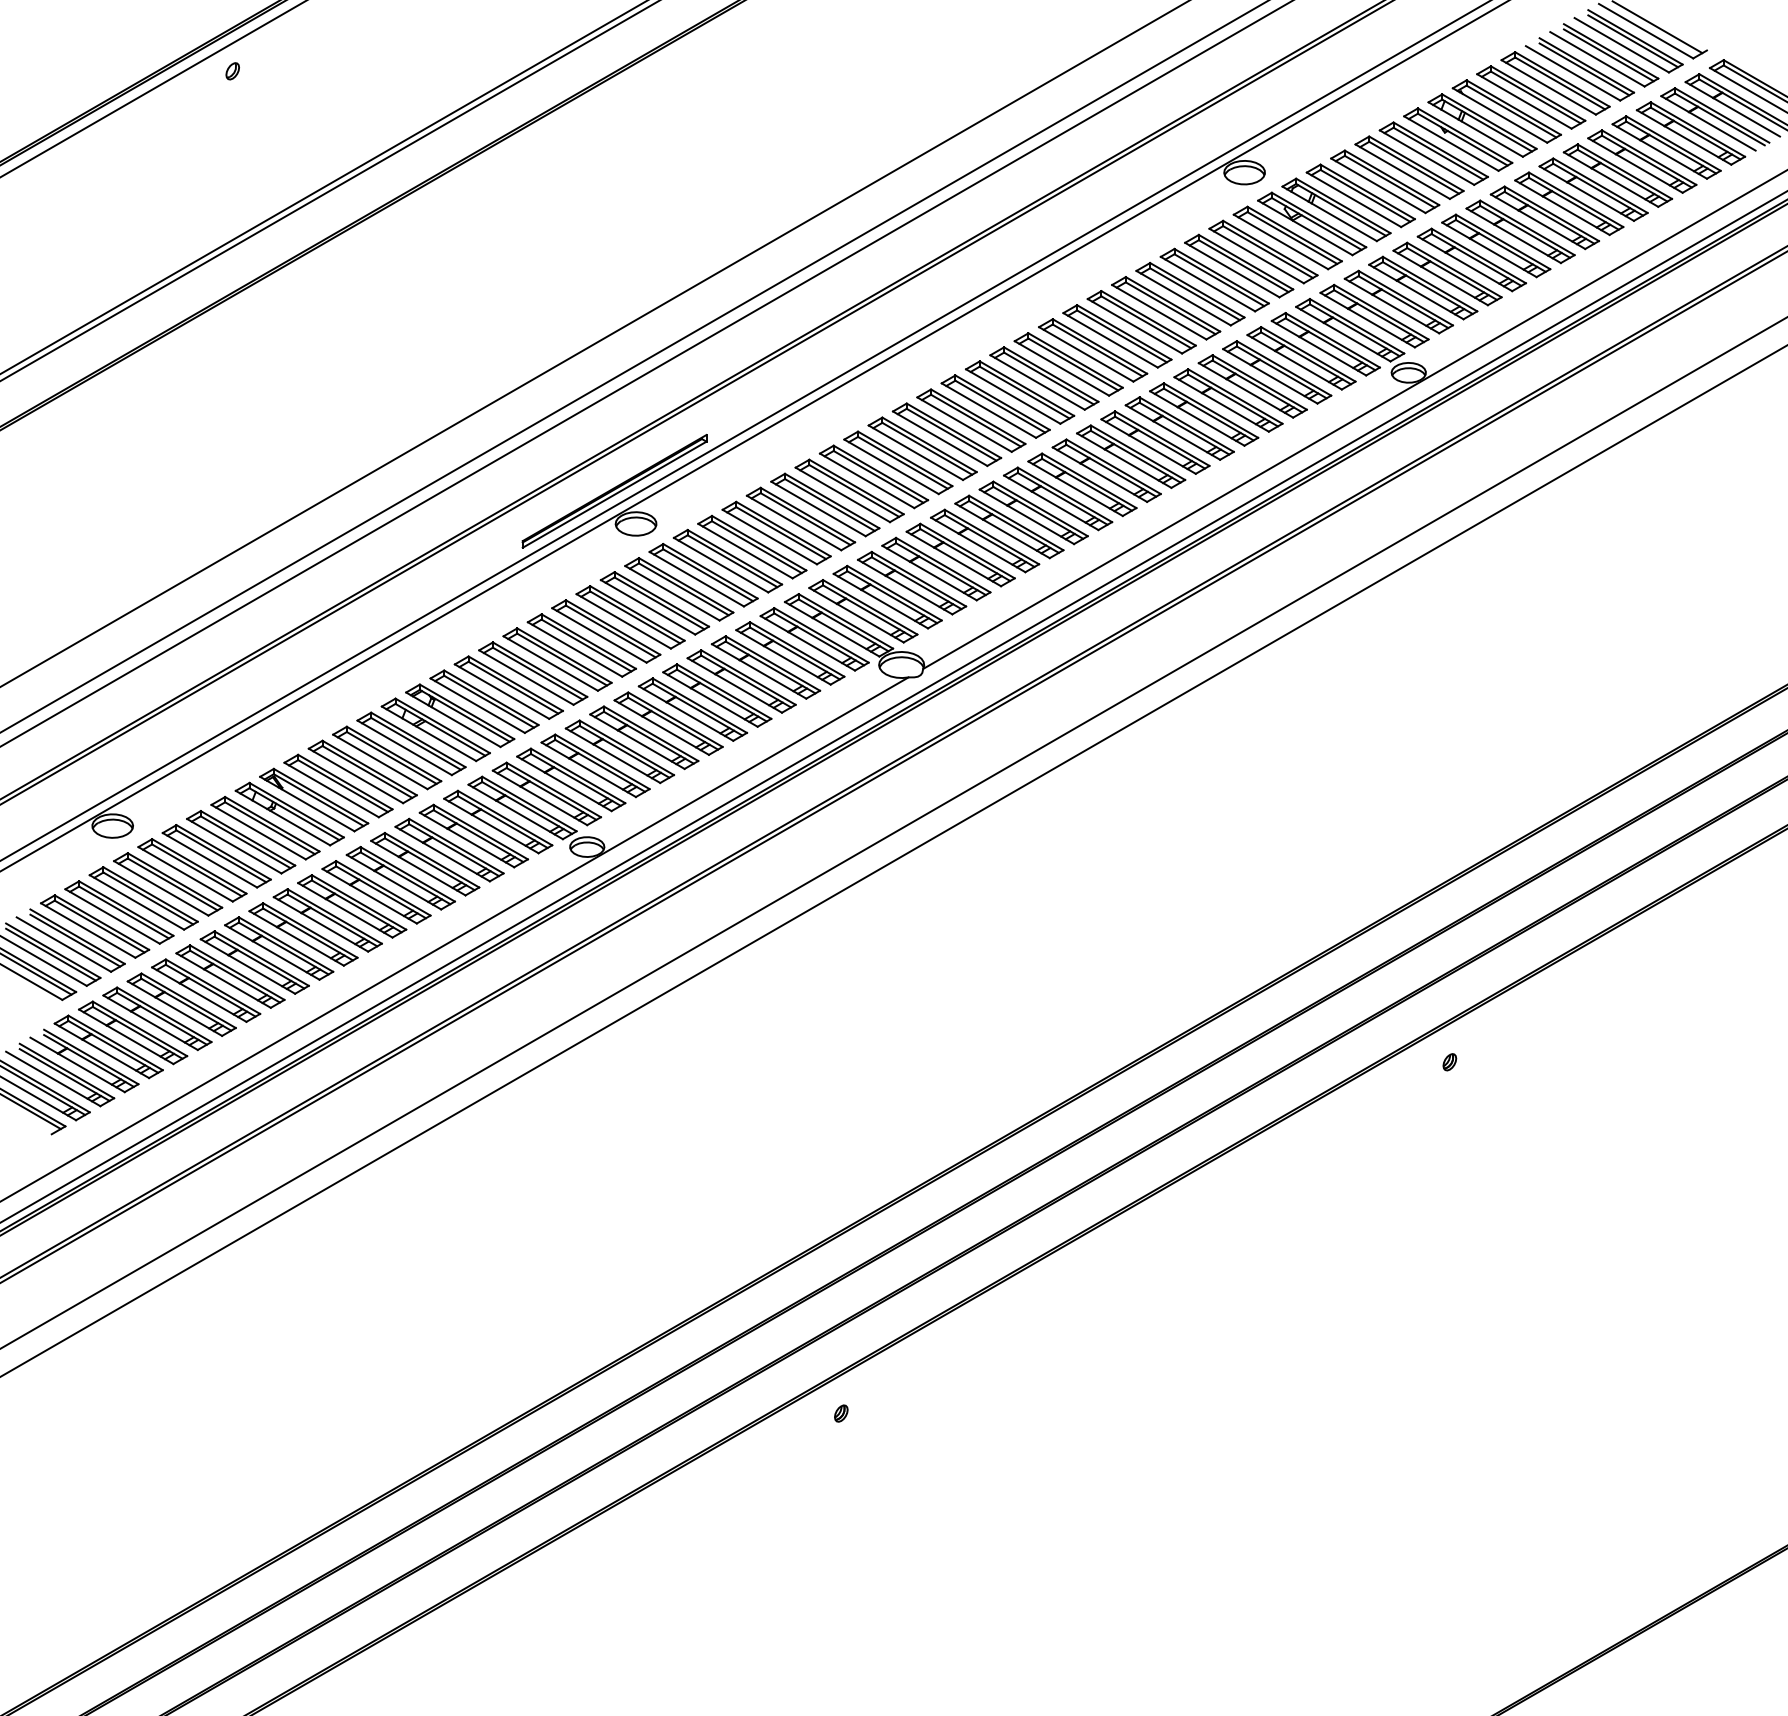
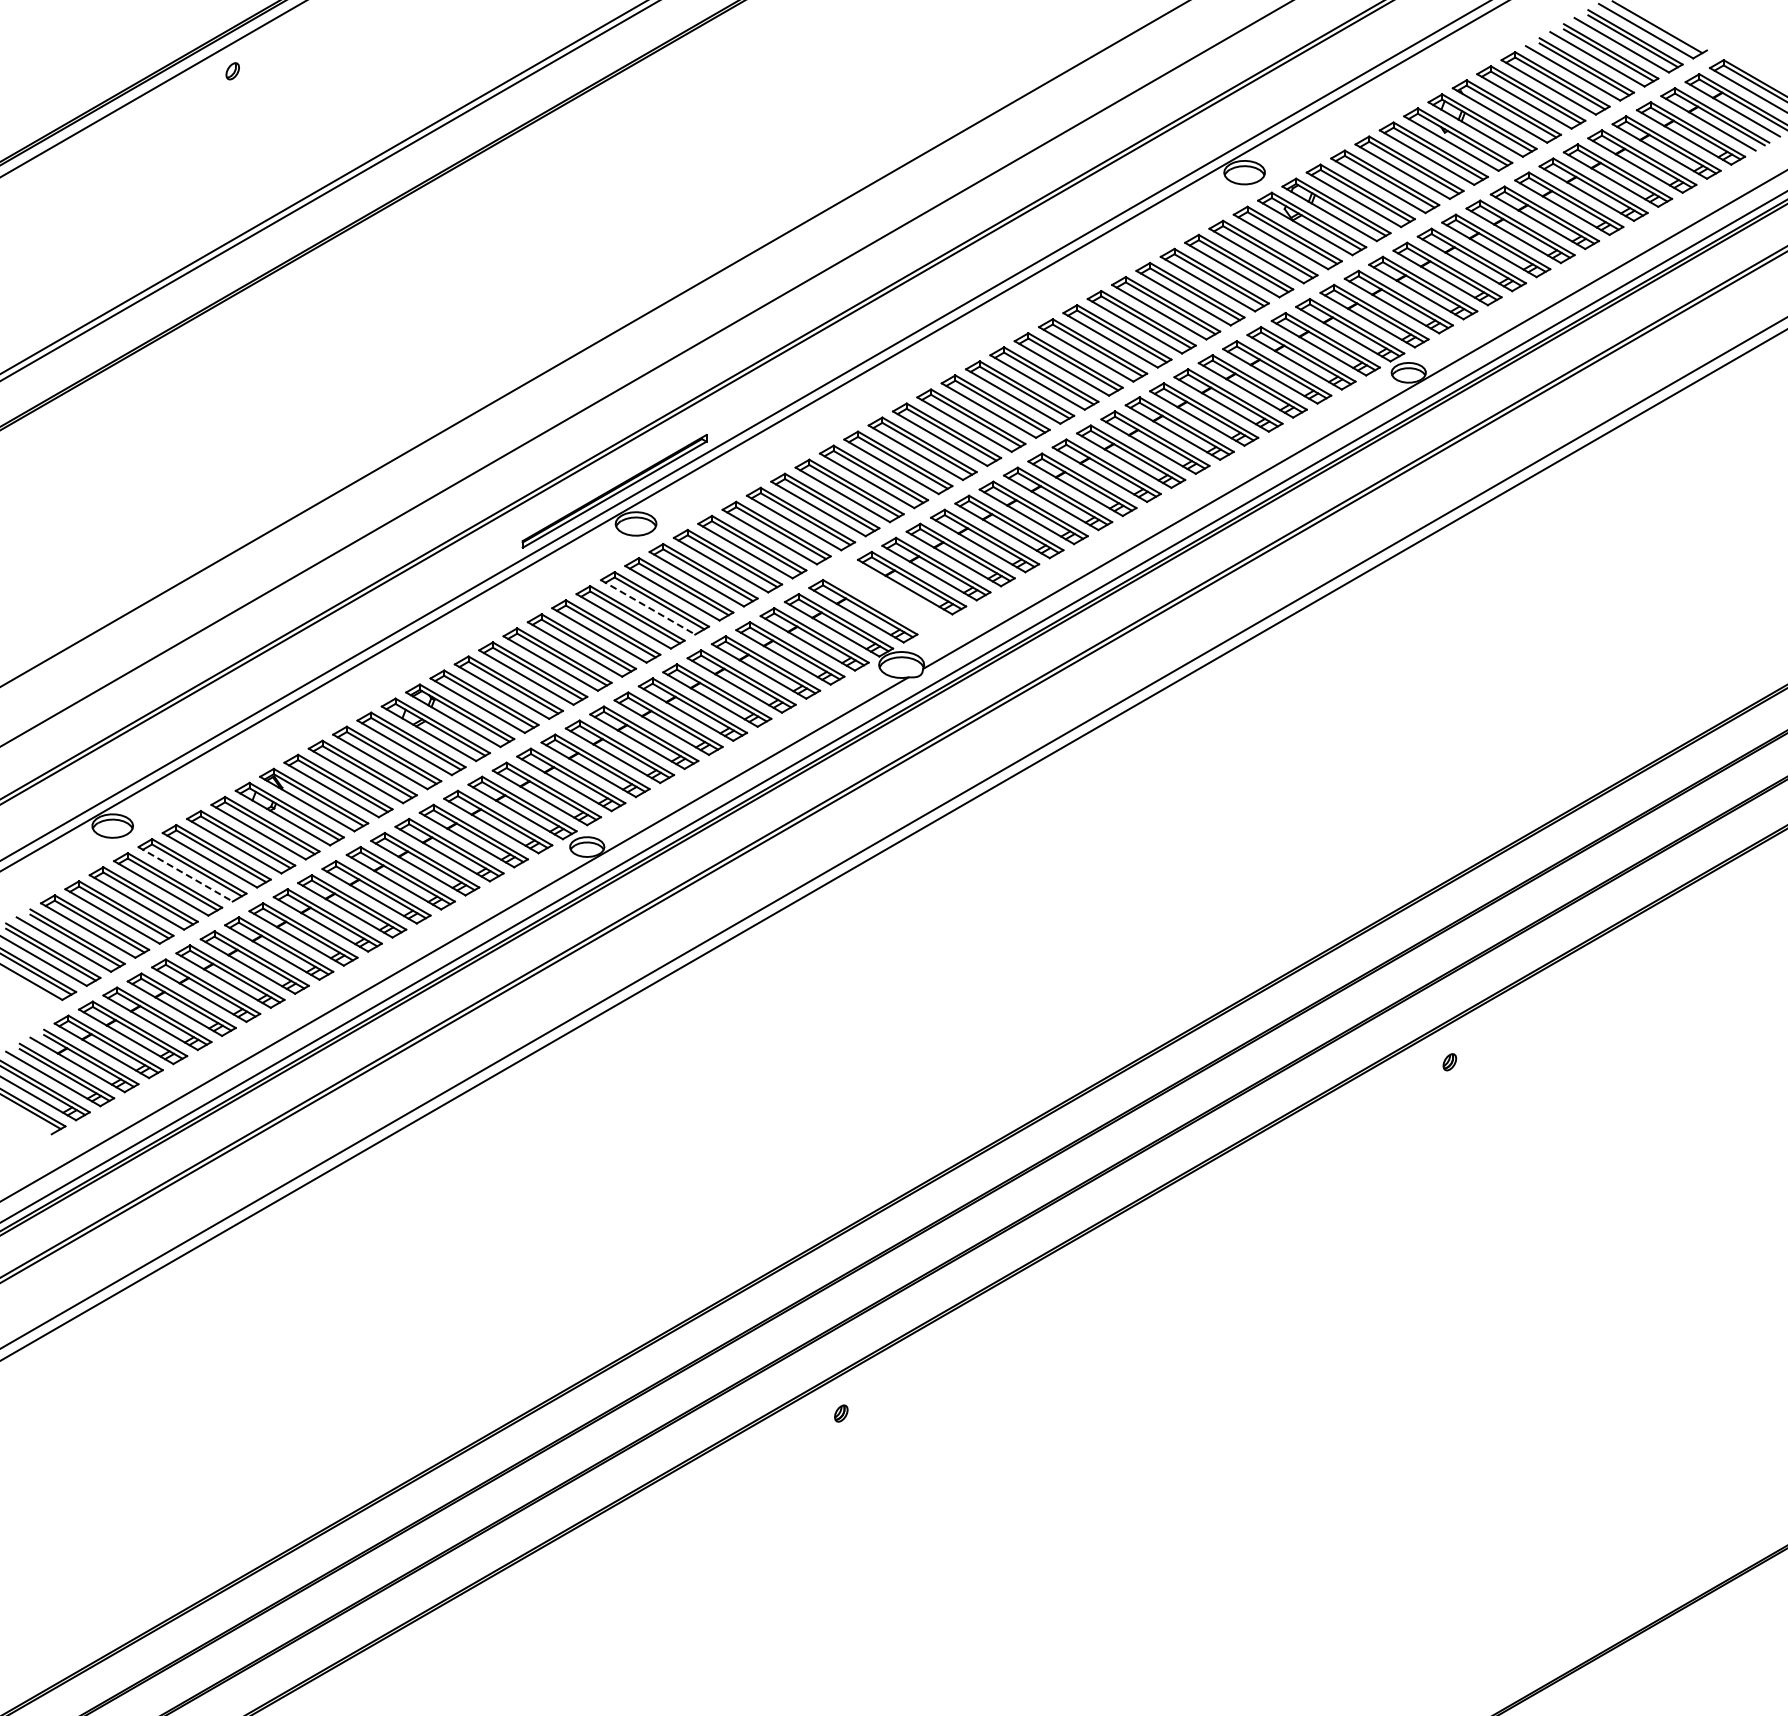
line: present -> none (633, 366)
part: present -> none (887, 596)
line: solid -> dashed (648, 607)
line position: (893, 861) -> (893, 845) (893, 845)
line: solid -> dashed (186, 874)
